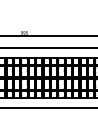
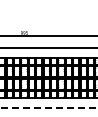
line: solid -> dashed (49, 107)
